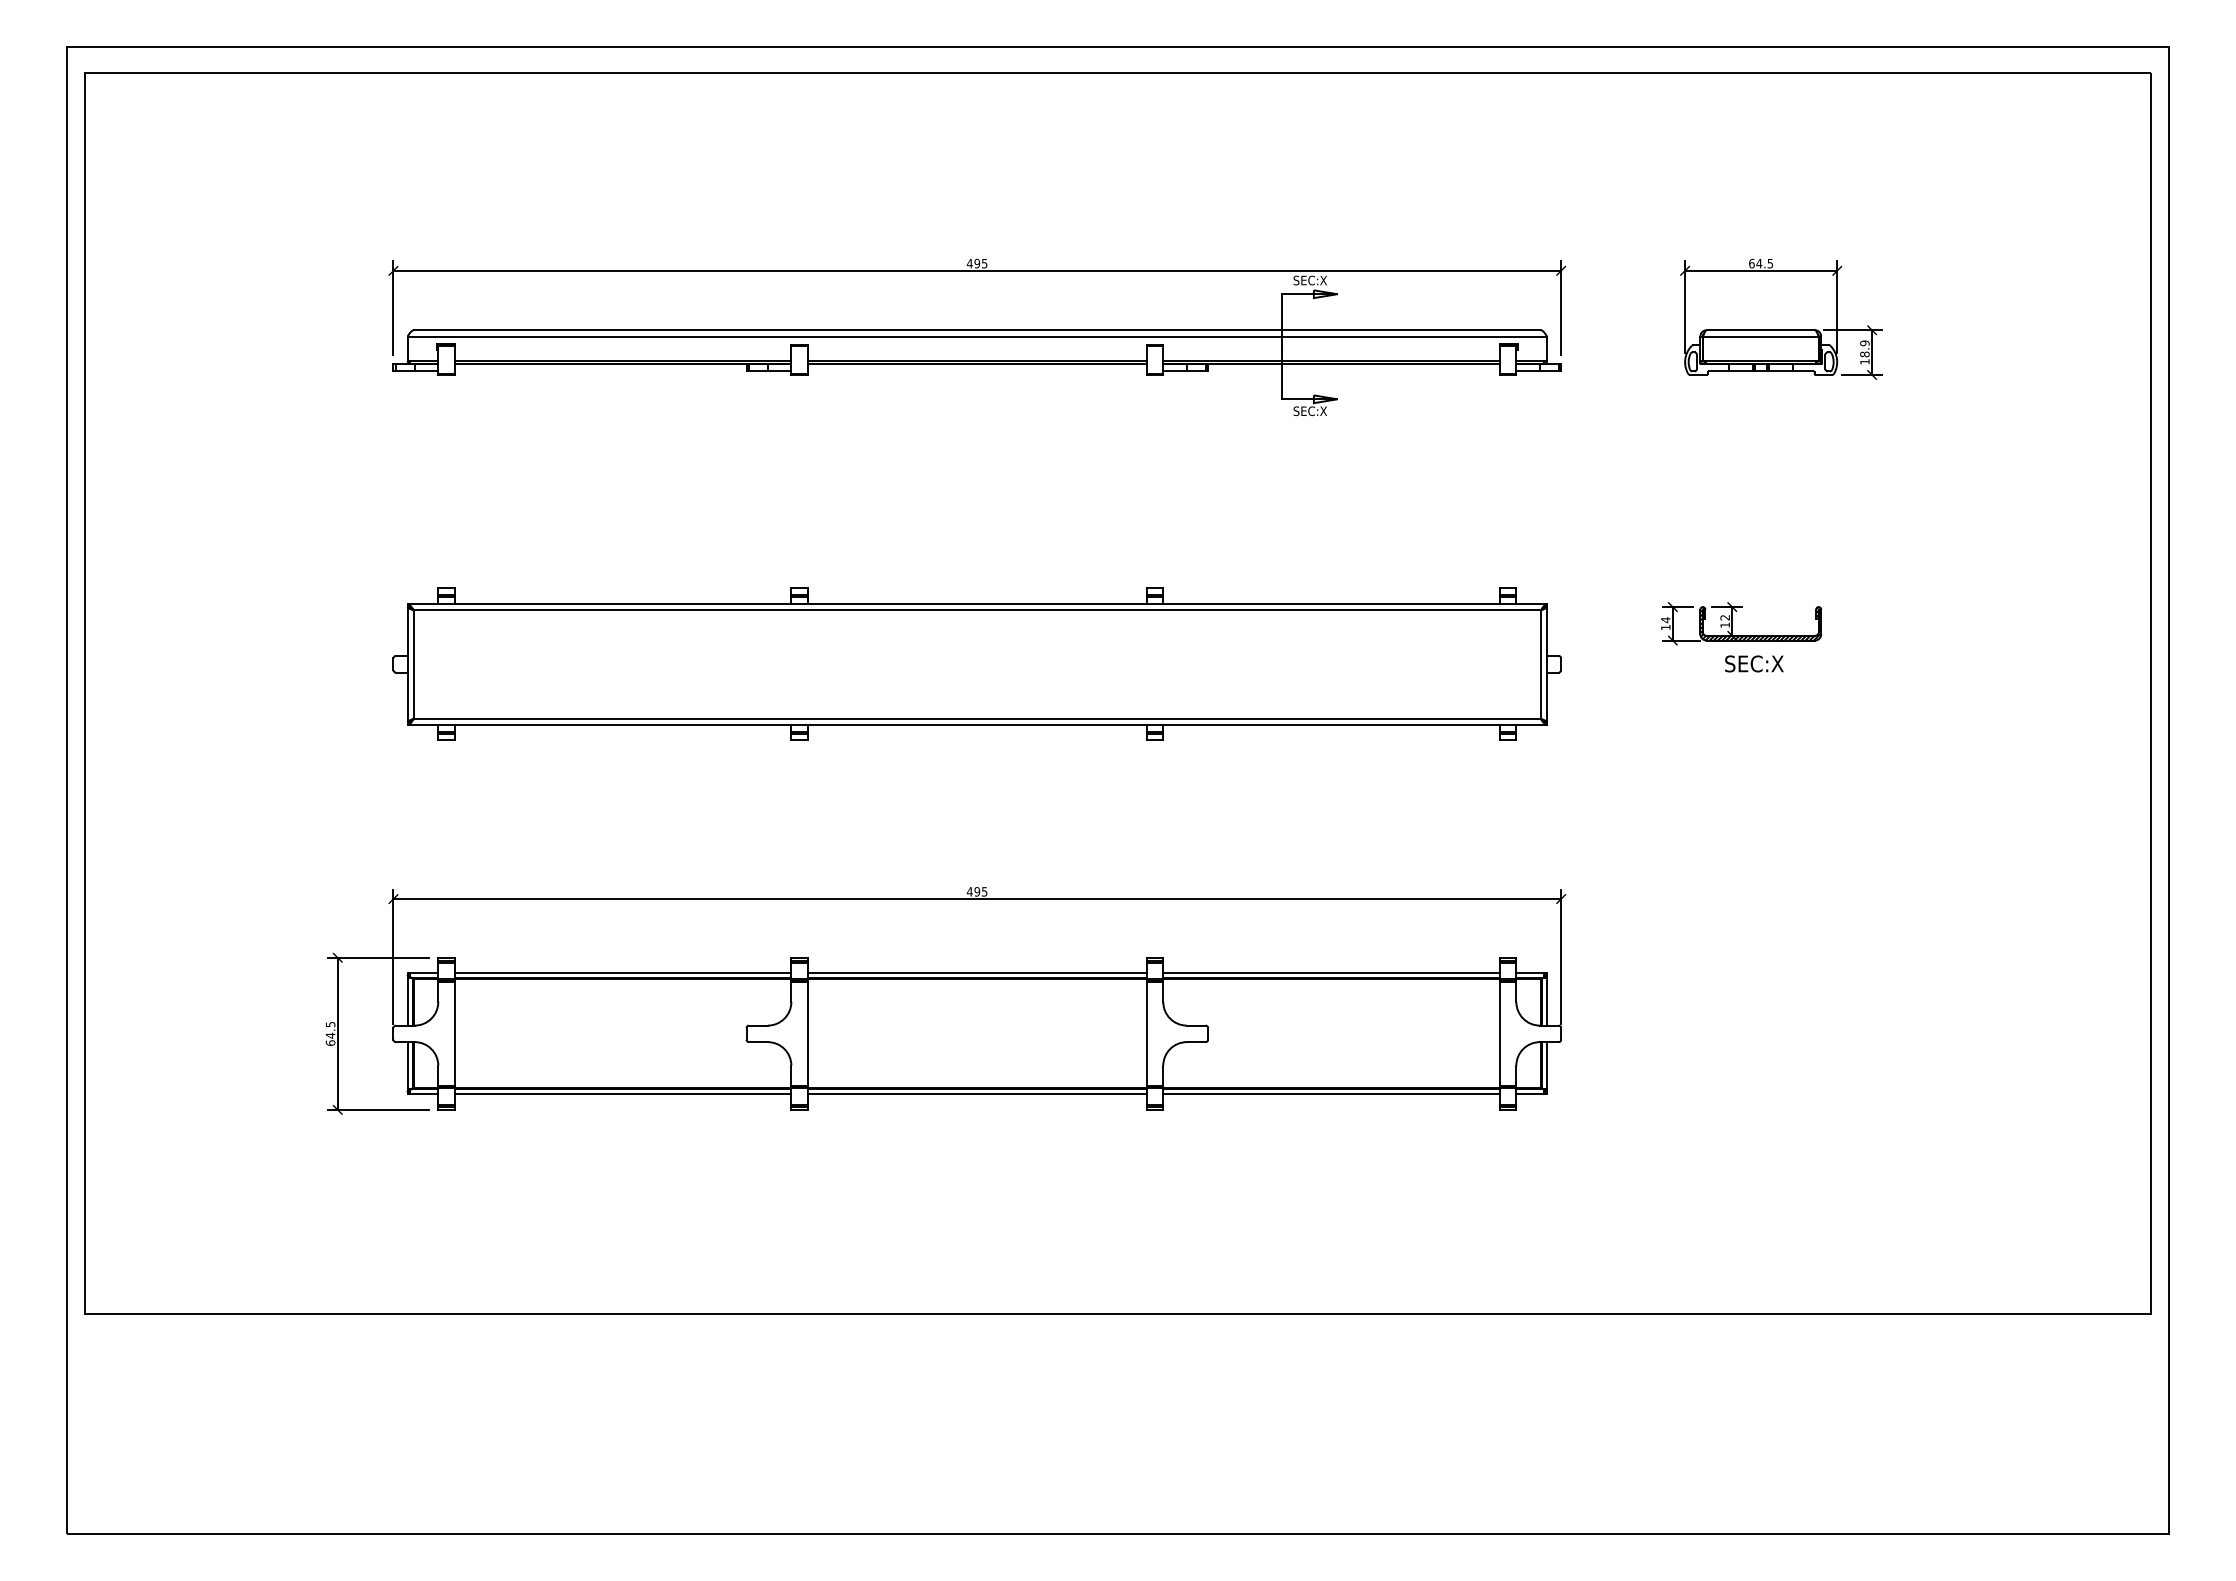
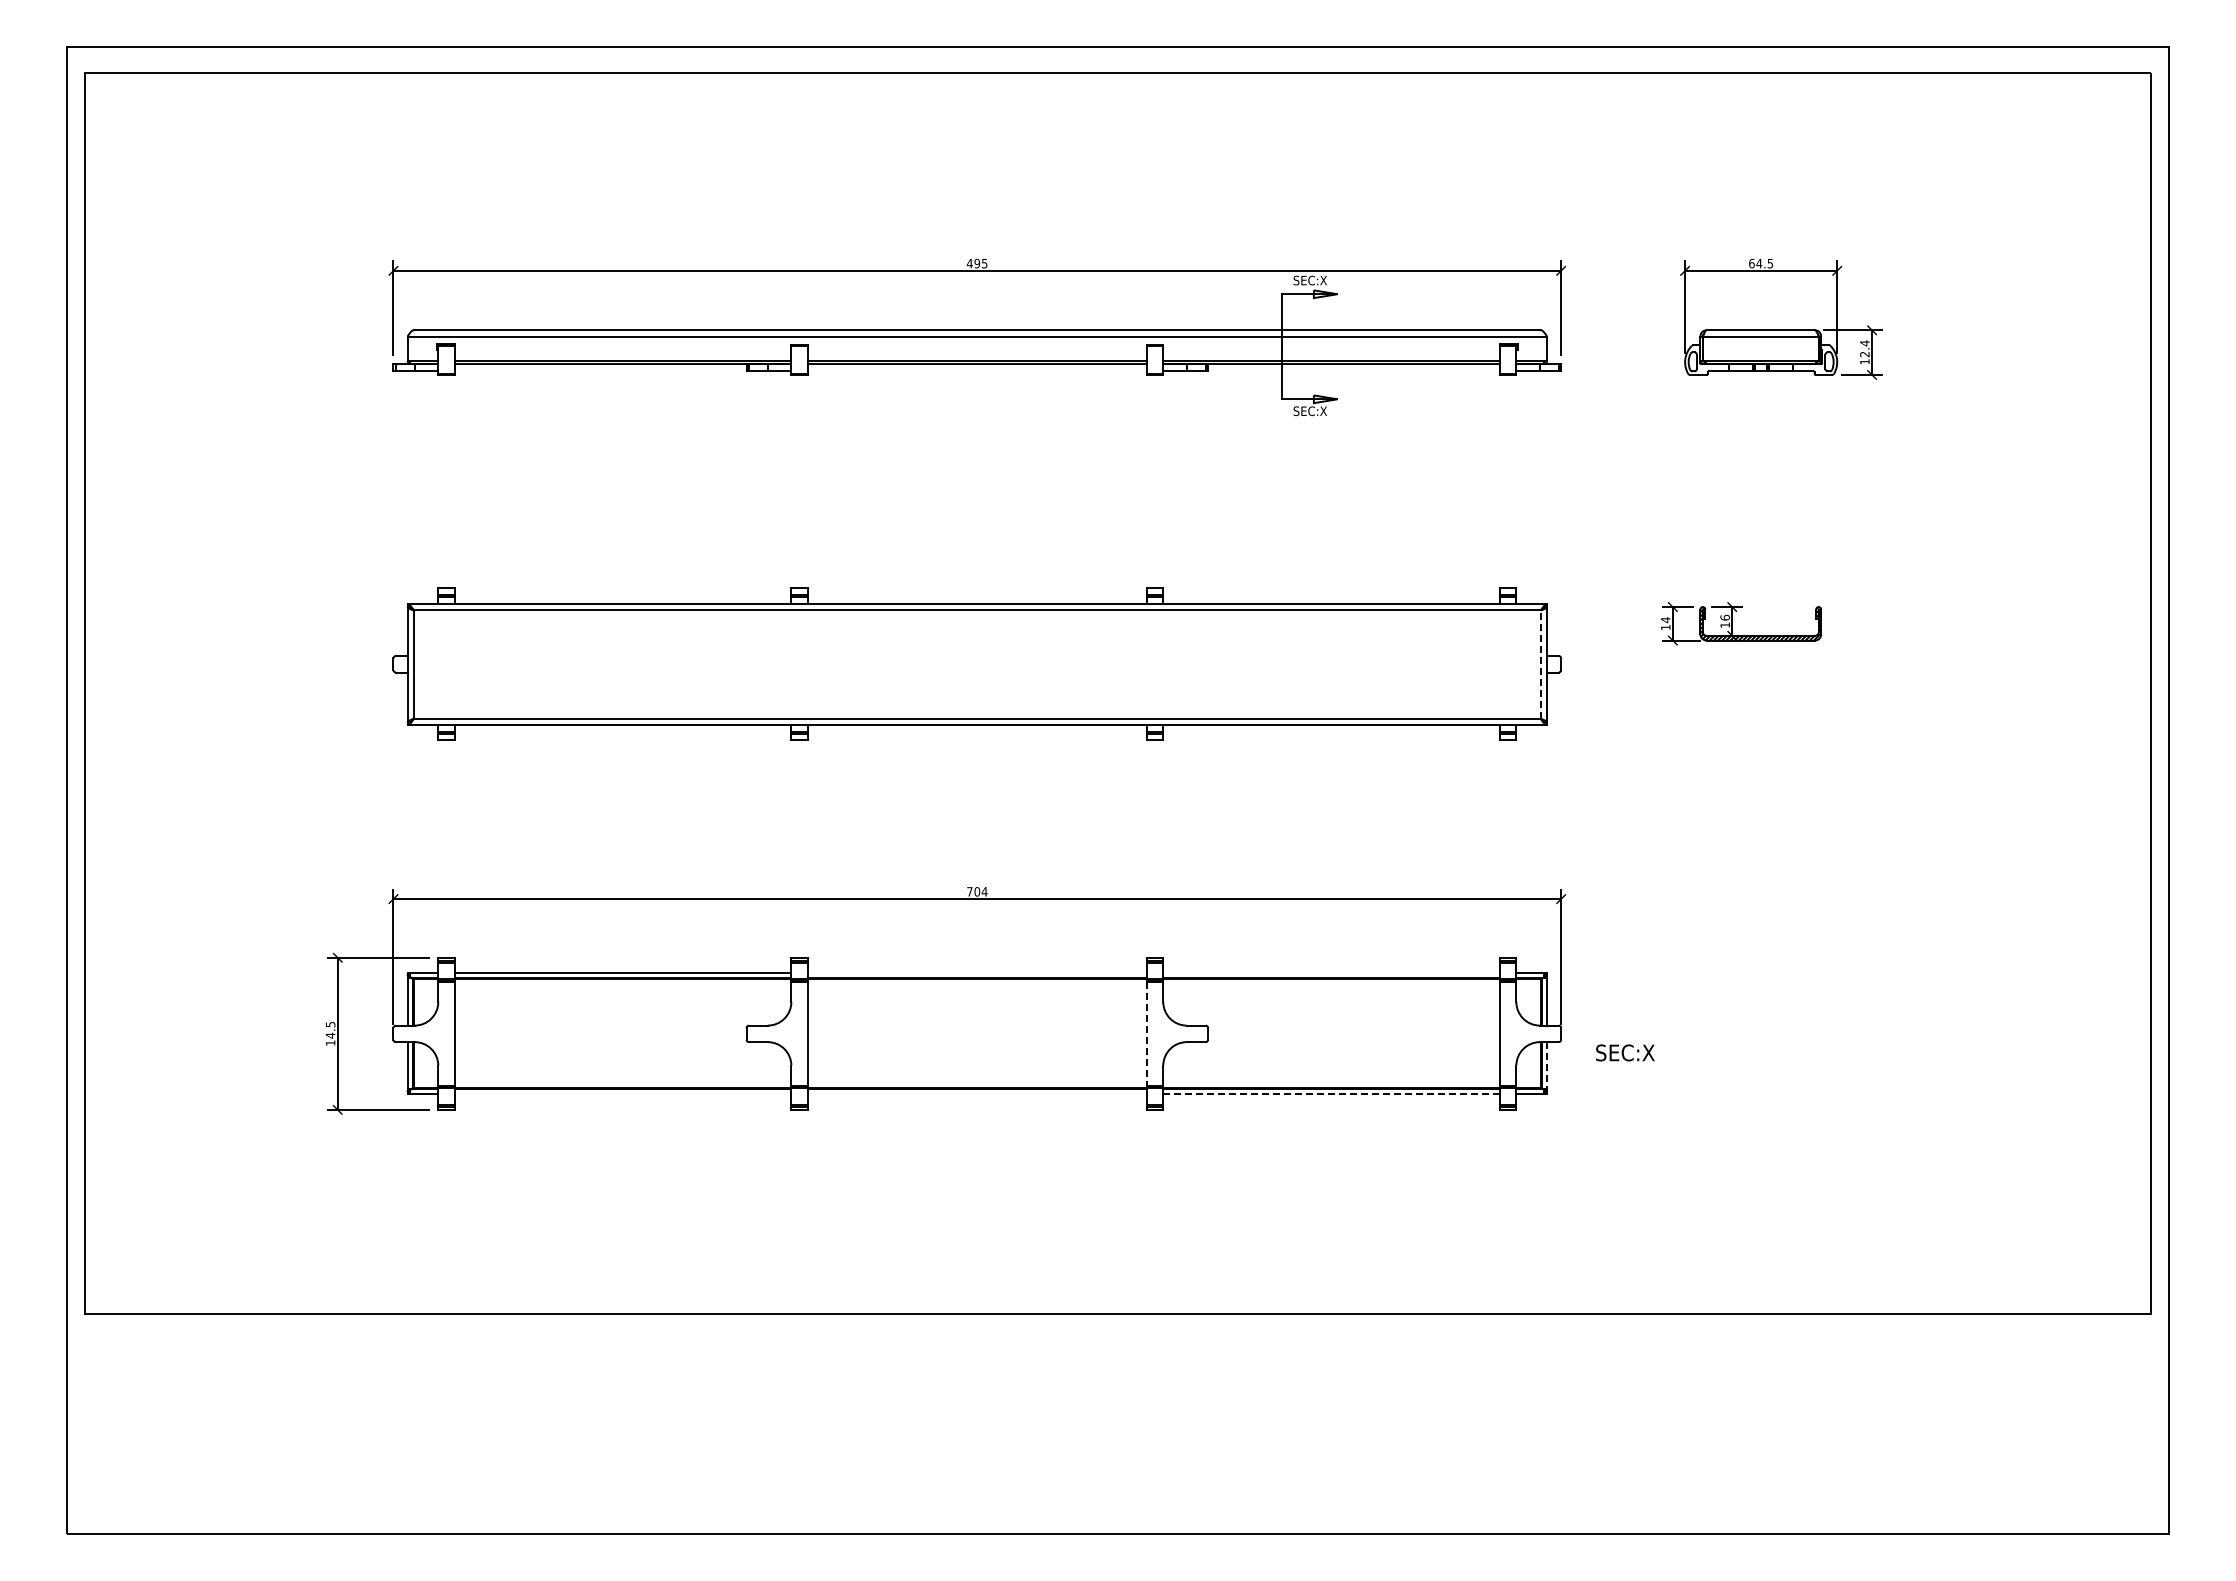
text: 18.9 -> 12.4 (1864, 348)
text: 12 -> 16 (1724, 617)
text position: (1754, 663) -> (1625, 1052) (1625, 1052)
line: solid -> dashed (1540, 664)
text: 495 -> 704 (976, 891)
line: present -> none (976, 973)
line: present -> none (1331, 973)
line: solid -> dashed (1146, 1034)
text: 64.5 -> 14.5 (330, 1042)
line: solid -> dashed (1547, 1065)
line: present -> none (622, 1093)
line: present -> none (976, 1093)
line: solid -> dashed (1331, 1093)
